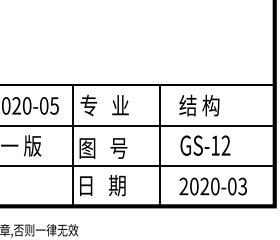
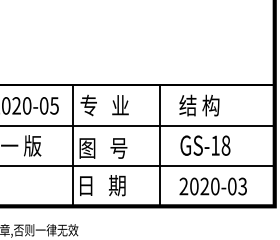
text: GS-12 -> GS-18 (225, 145)
